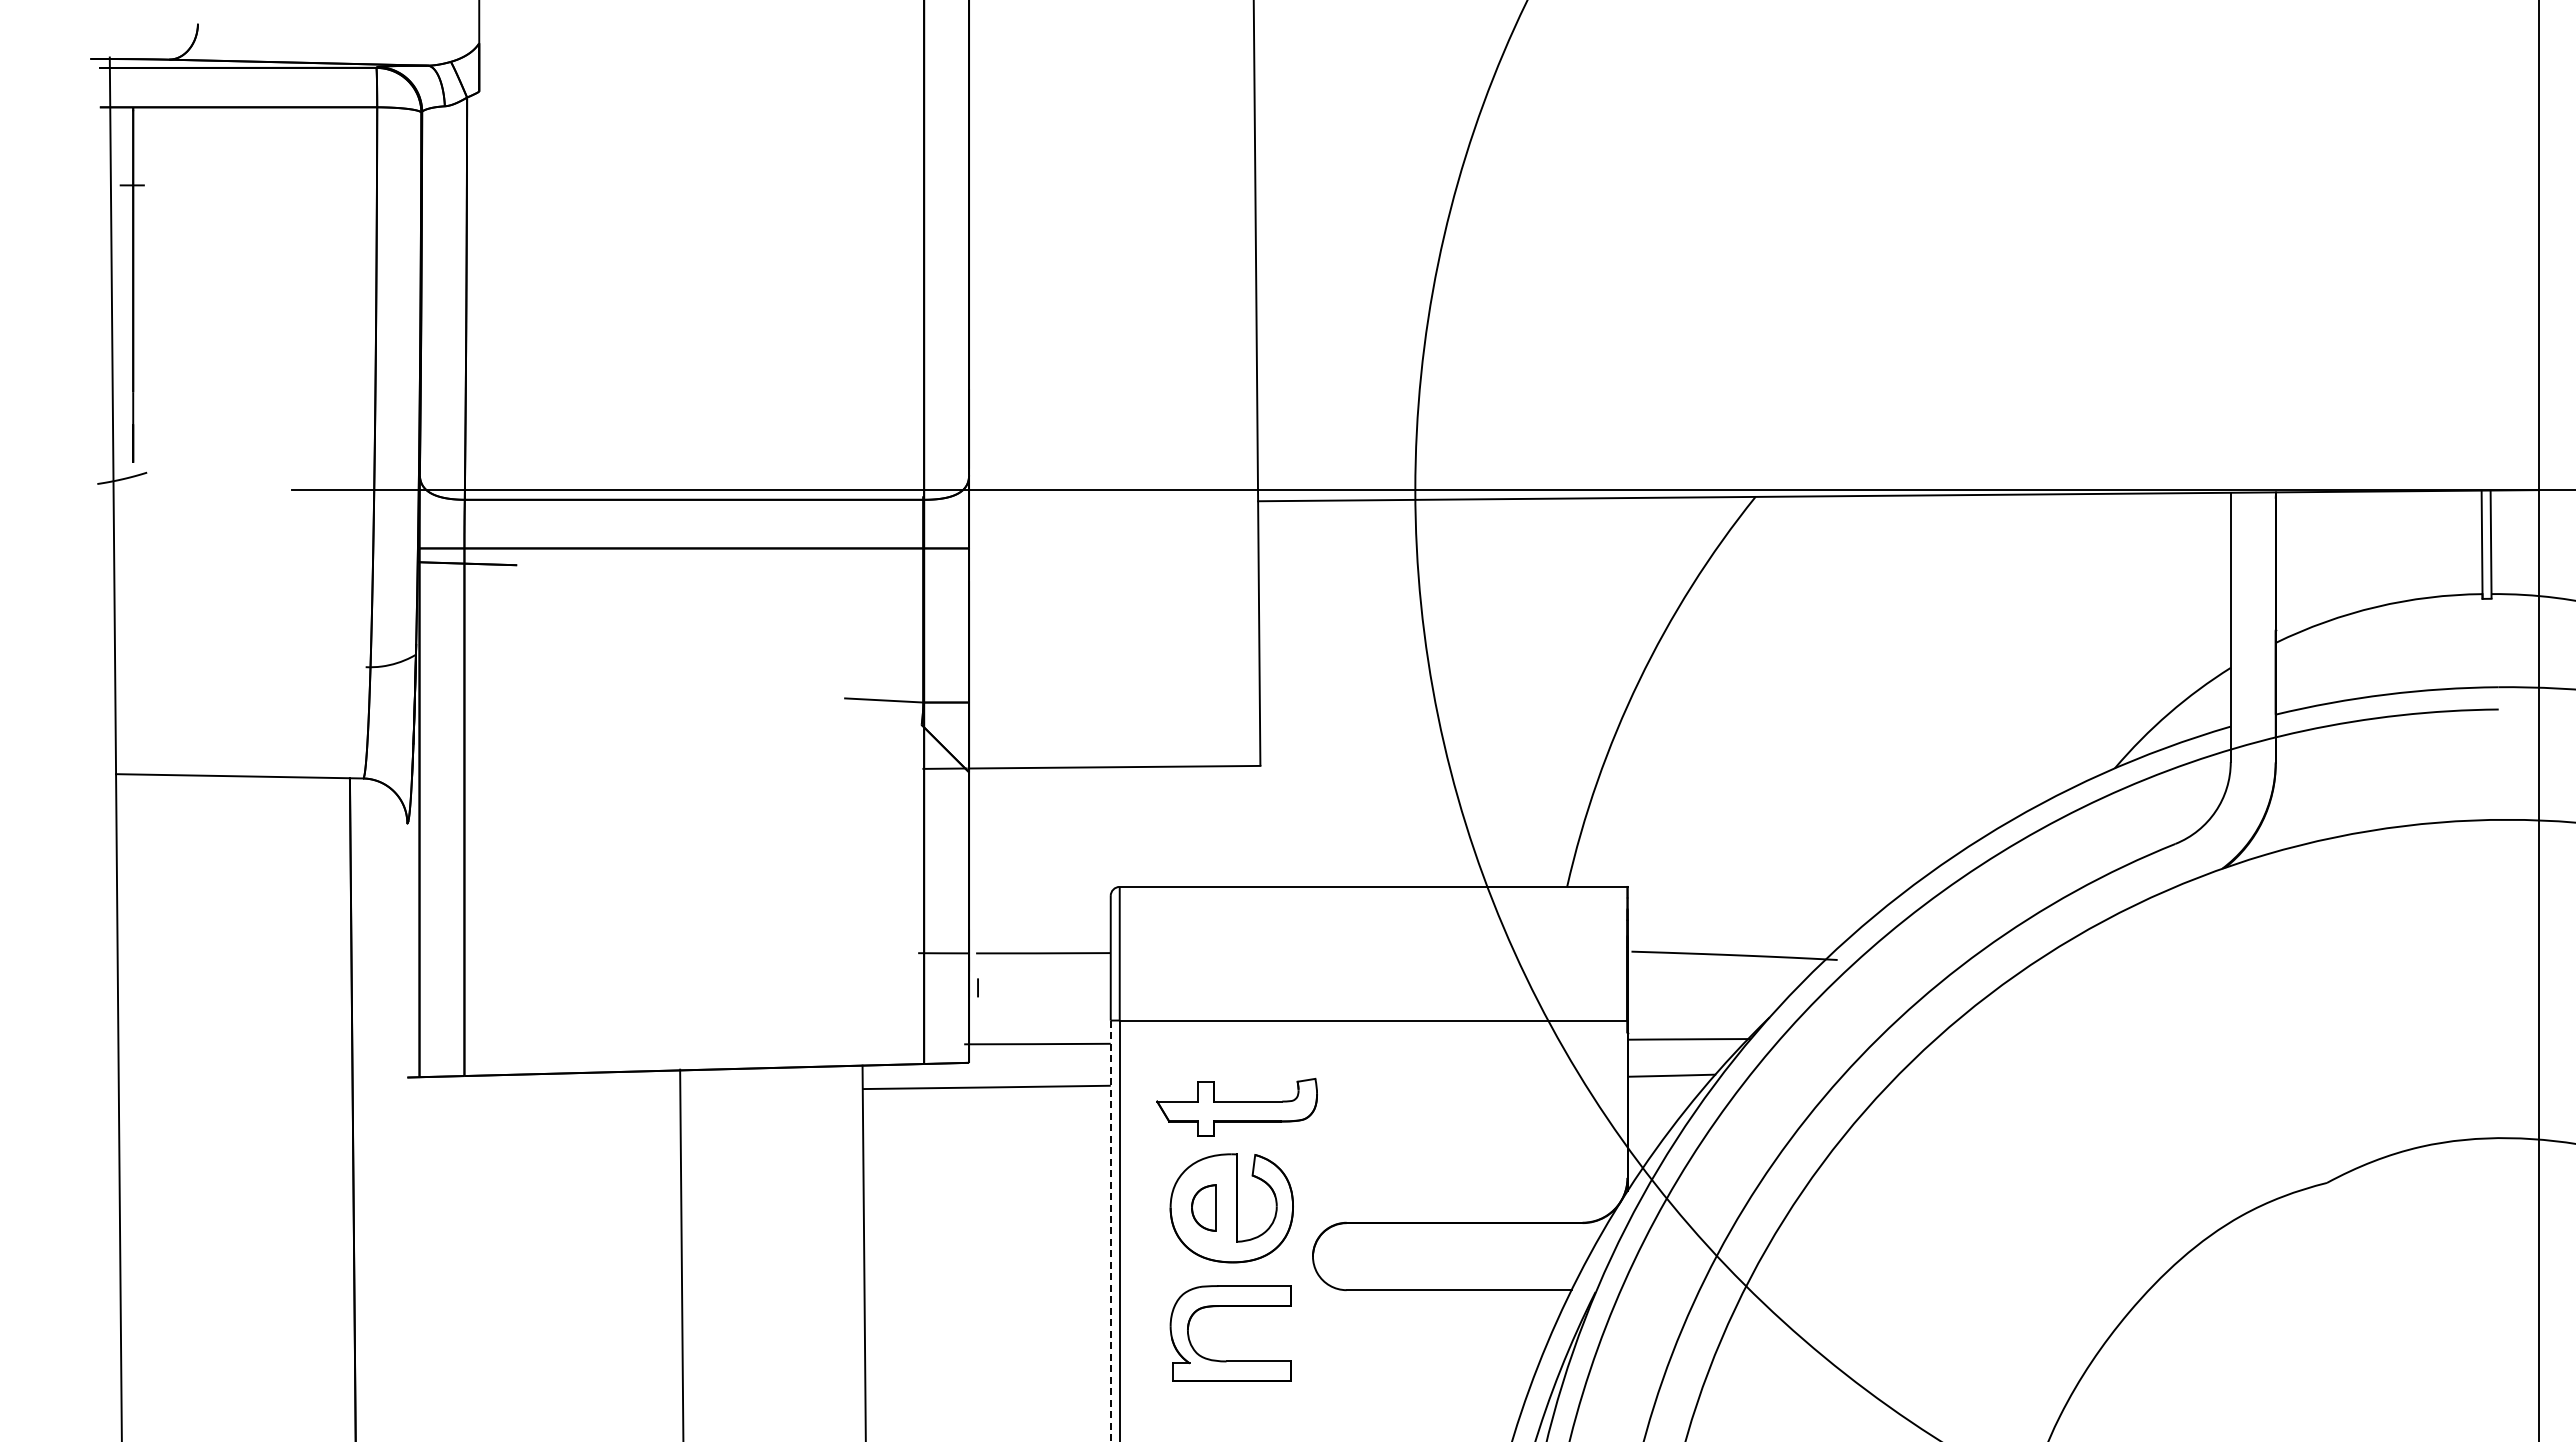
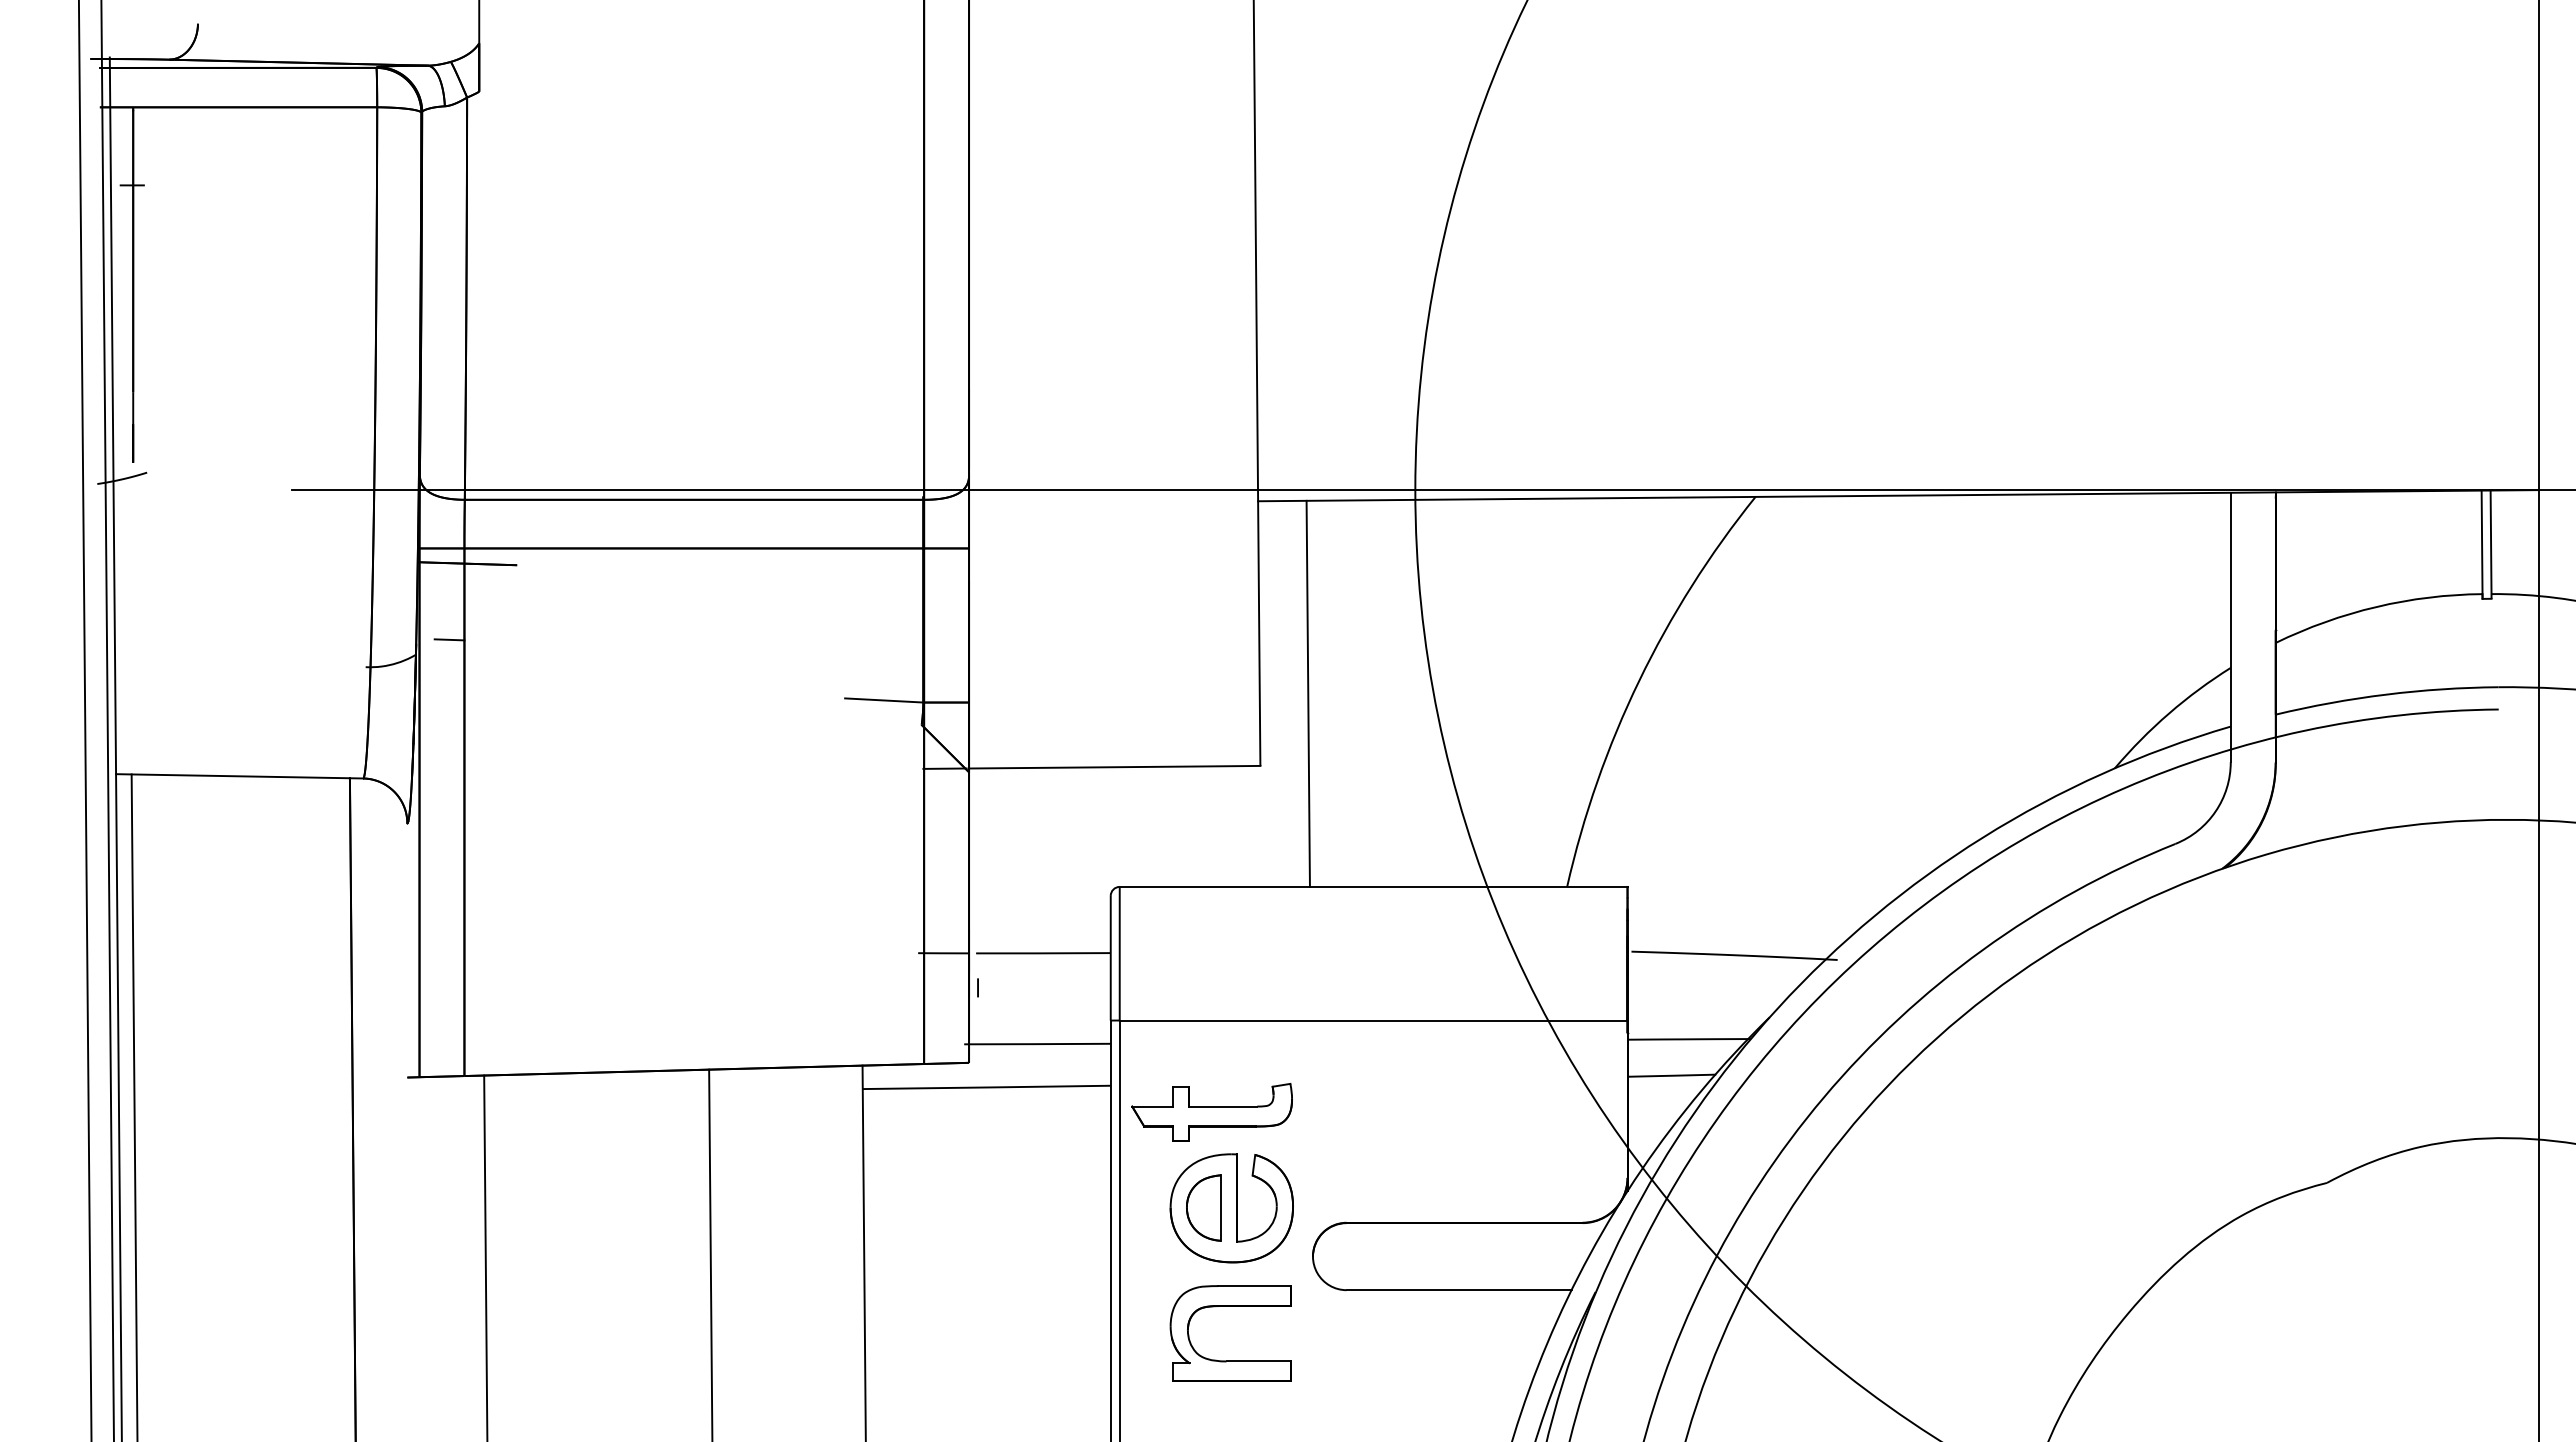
line: none -> present (449, 639)
line: none -> present (1307, 693)
line: none -> present (84, 720)
line: none -> present (107, 720)
line: none -> present (134, 1106)
part position: (1236, 1107) -> (1211, 1112) (1211, 1112)
part size: 26x48 px -> 36x68 px (1203, 1207)
line: dashed -> solid (1110, 1231)
line position: (681, 1253) -> (710, 1253) (710, 1253)
line: none -> present (485, 1256)
